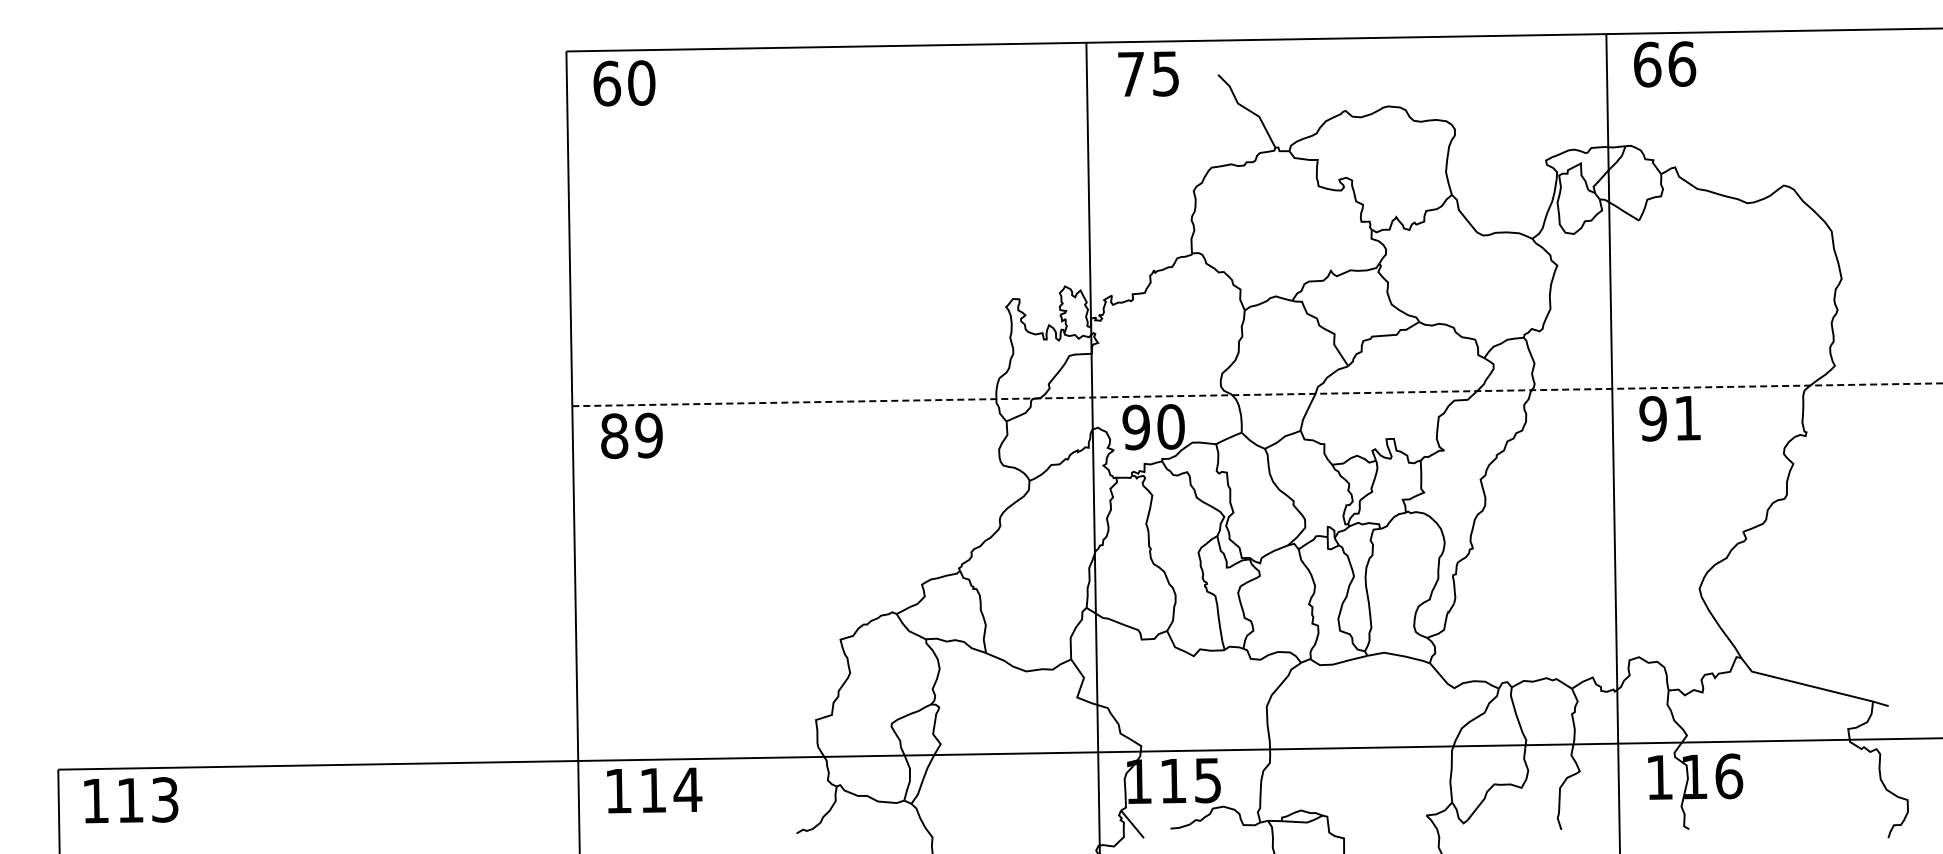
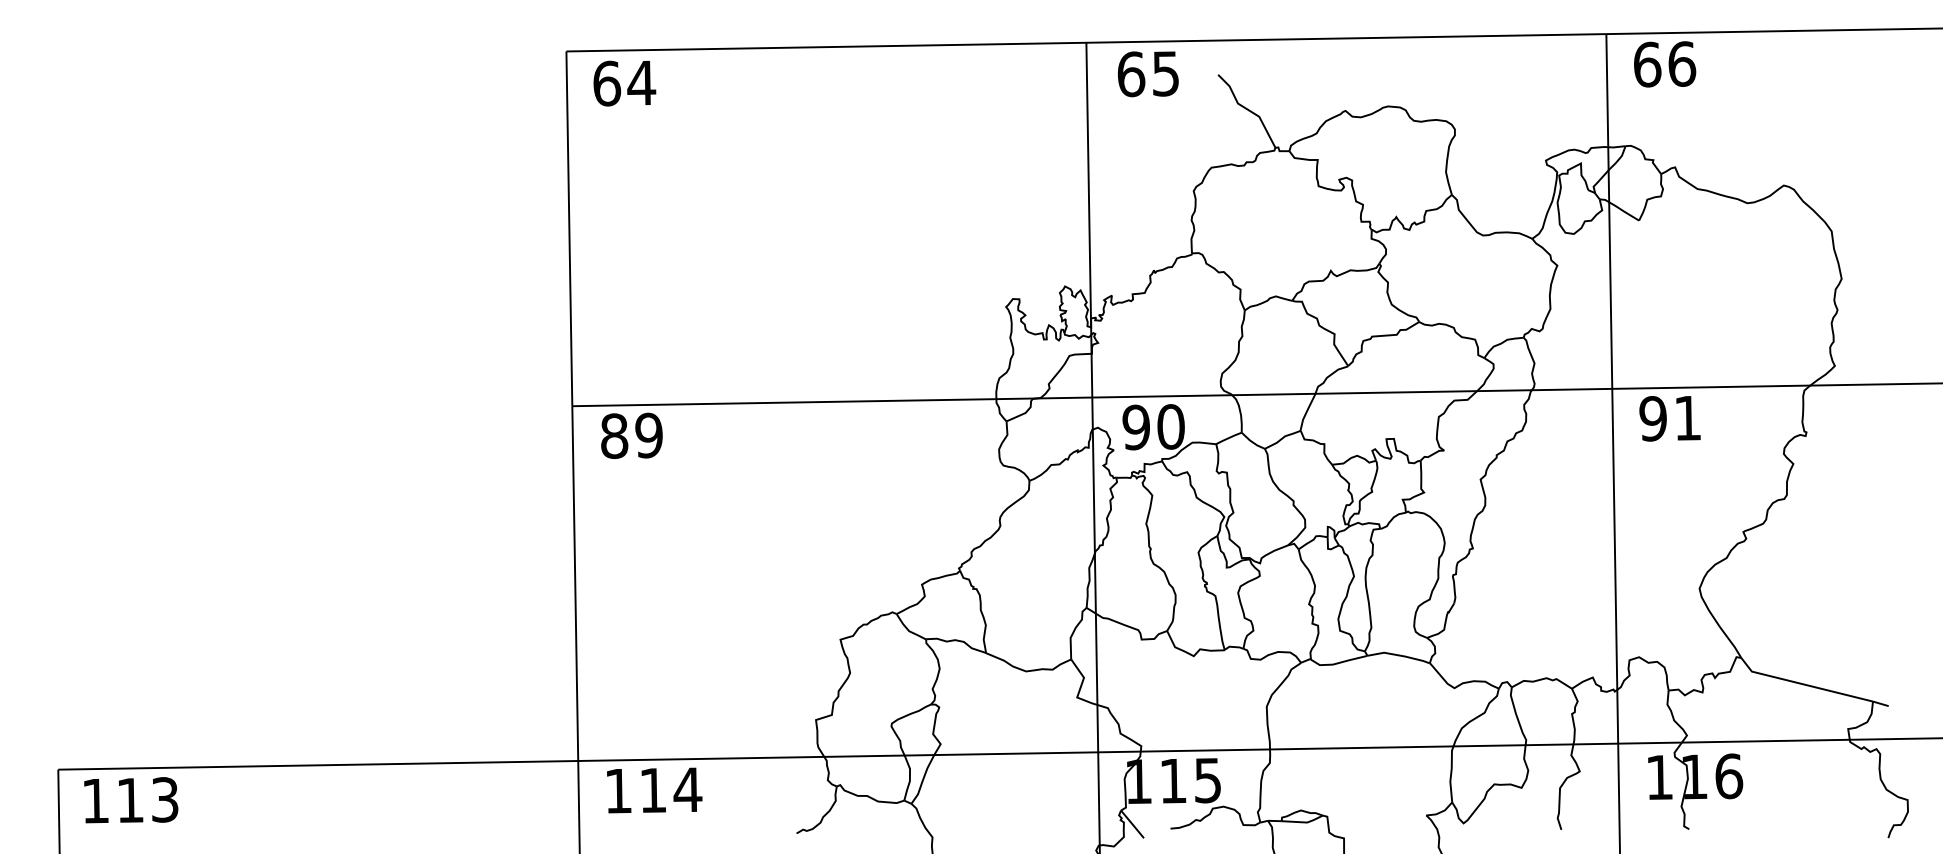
text: 75 -> 65 (1131, 74)
text: 60 -> 64 (641, 82)
line: dashed -> solid (1257, 394)
